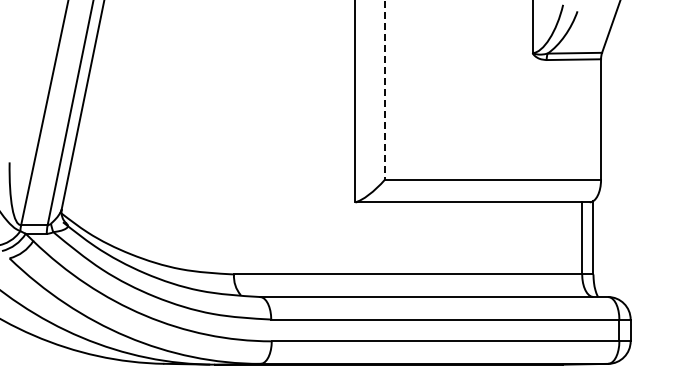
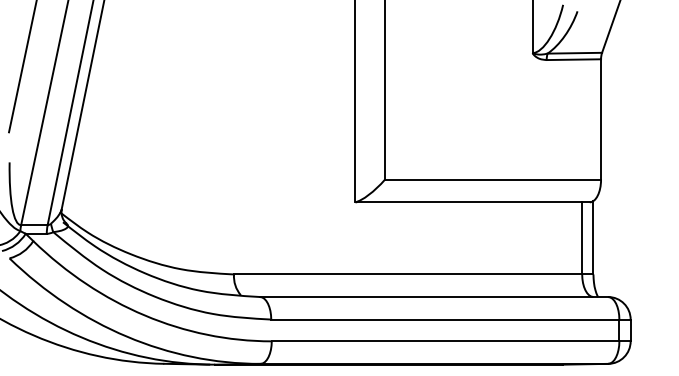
line: none -> present (22, 67)
line: dashed -> solid (384, 90)
